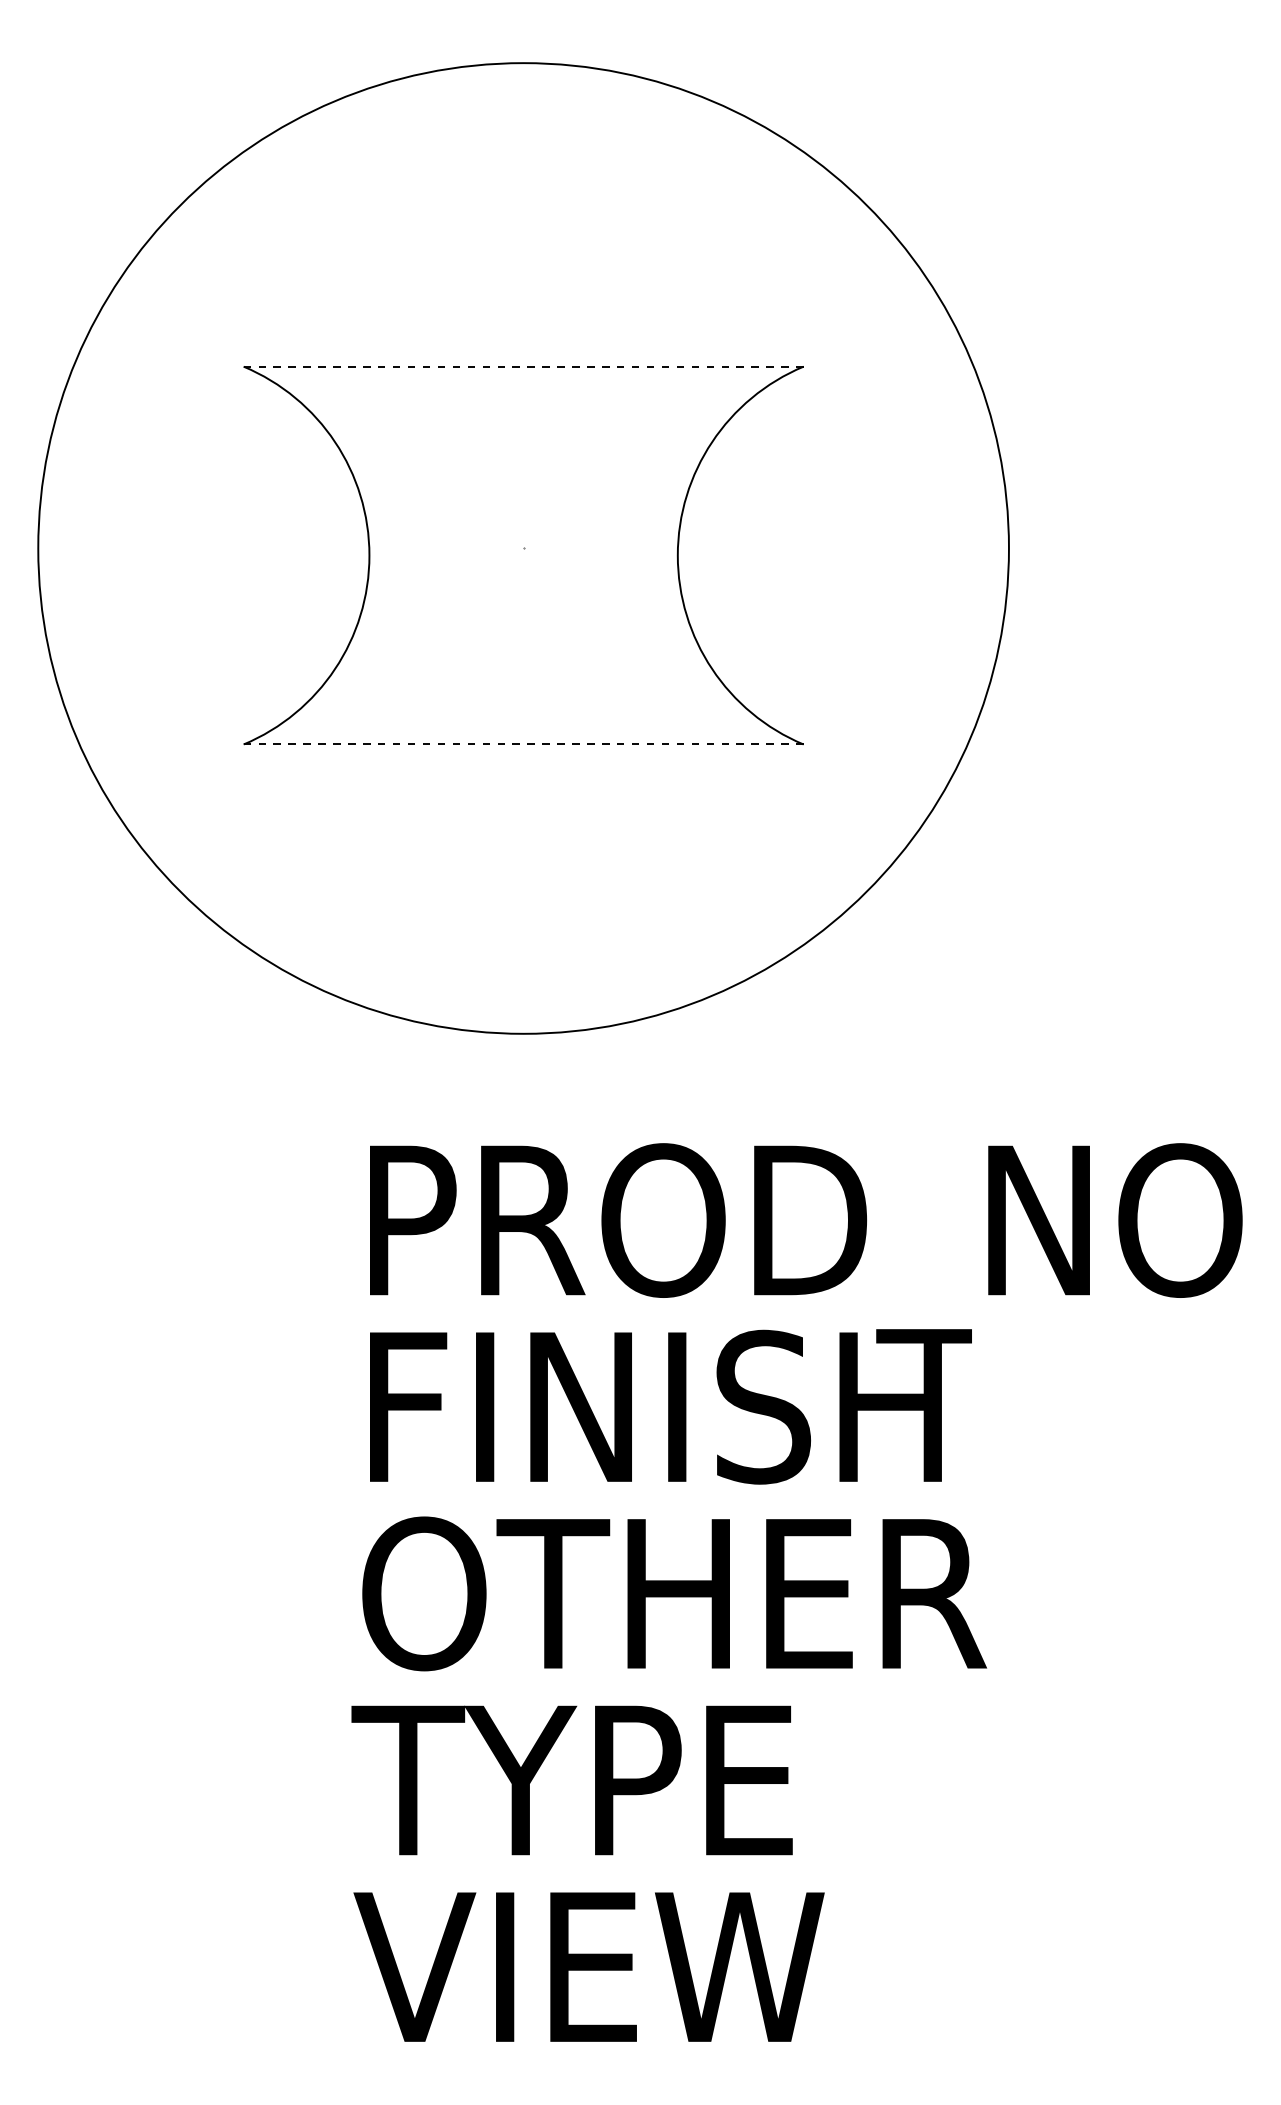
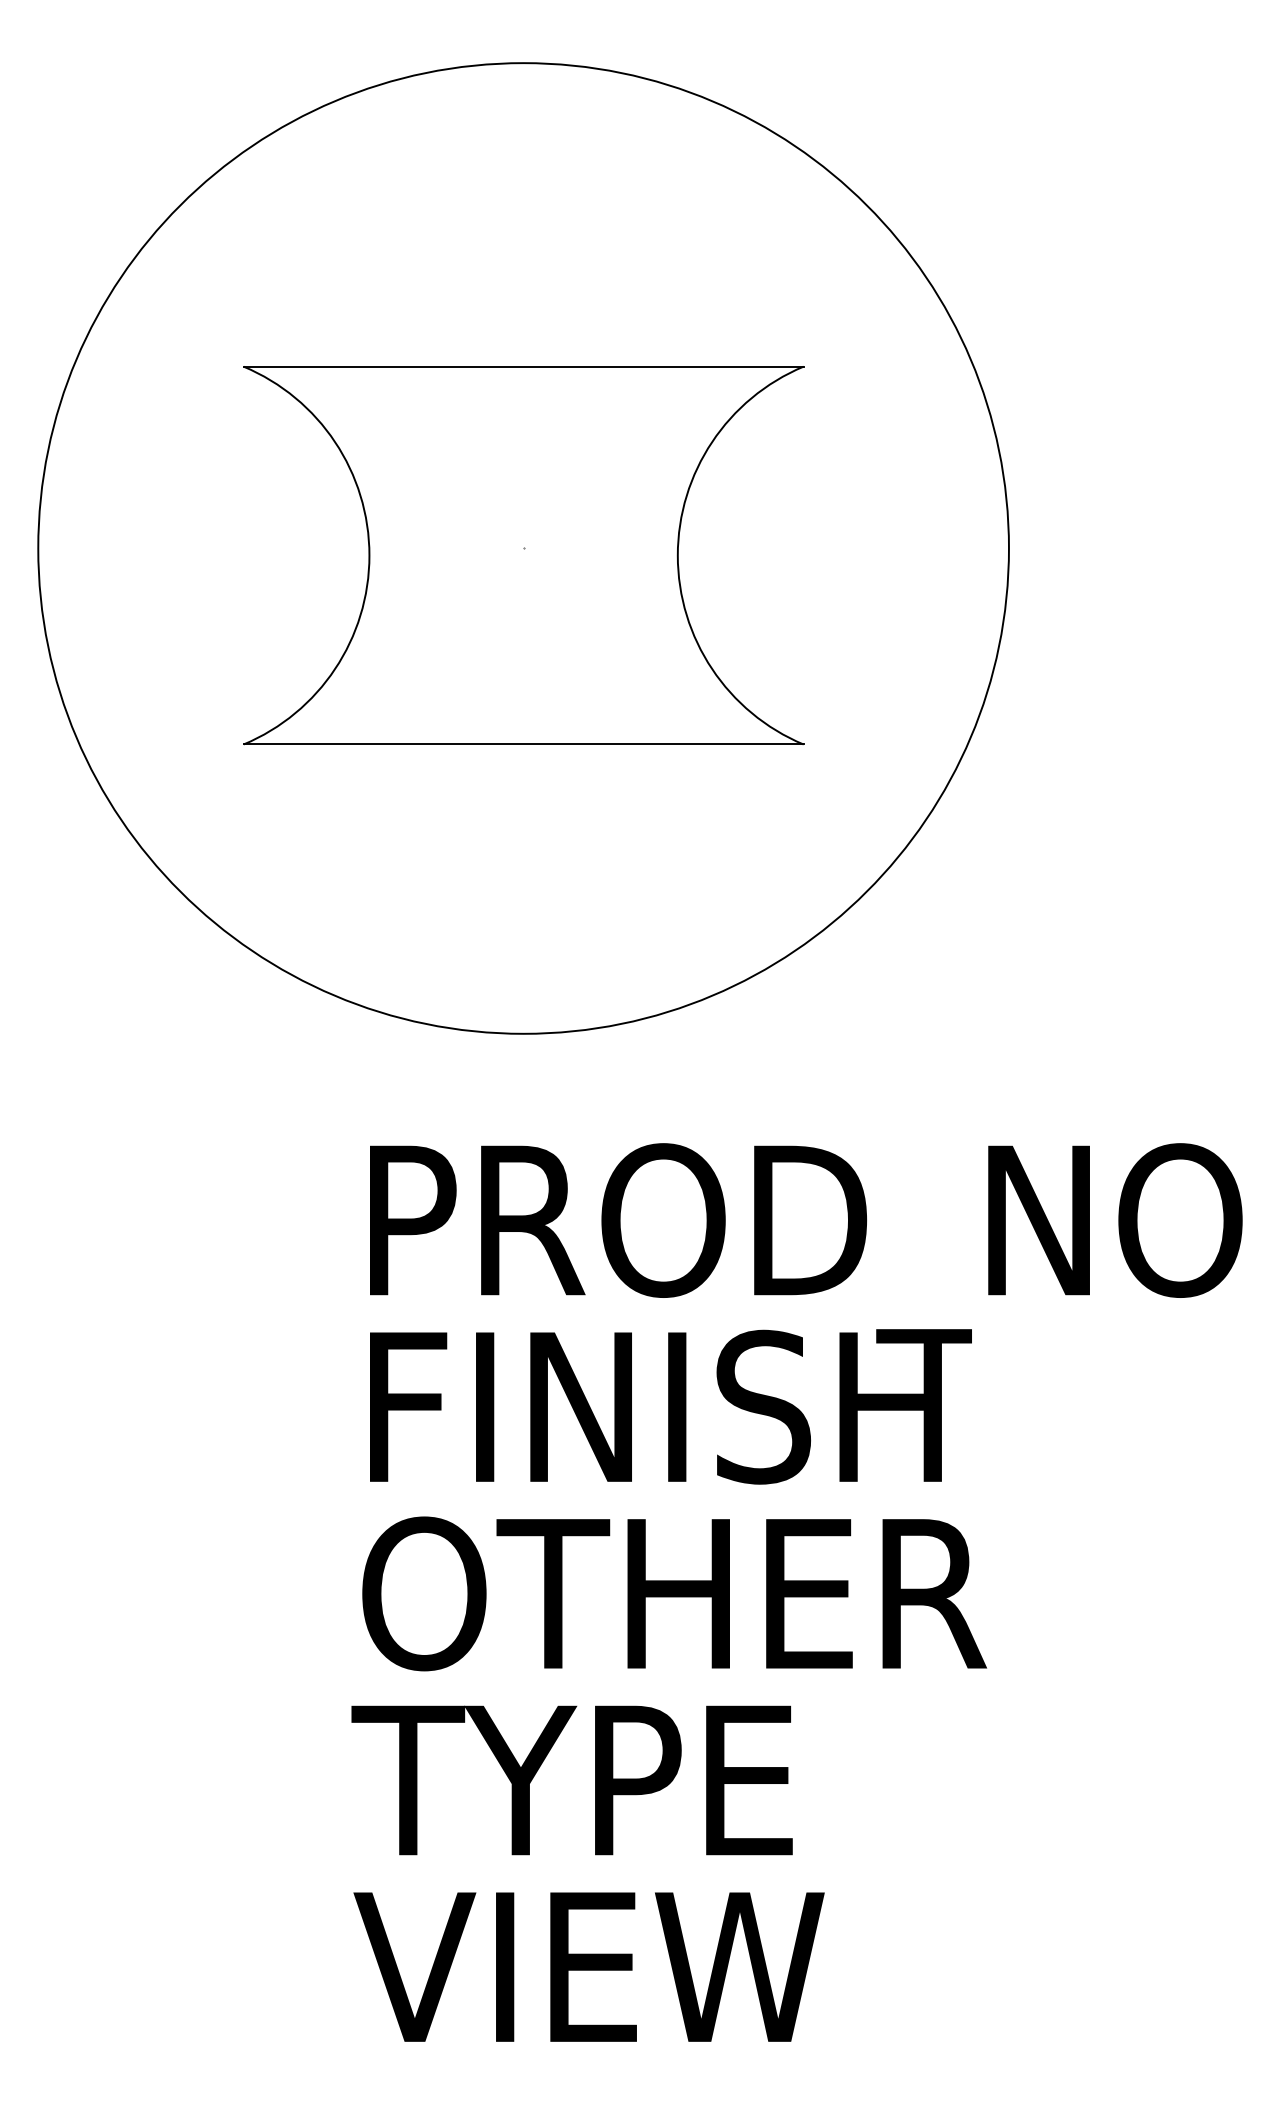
line: dashed -> solid (524, 366)
line: dashed -> solid (524, 744)
